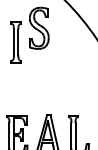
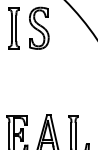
part position: (15, 42) -> (13, 28) (13, 28)
